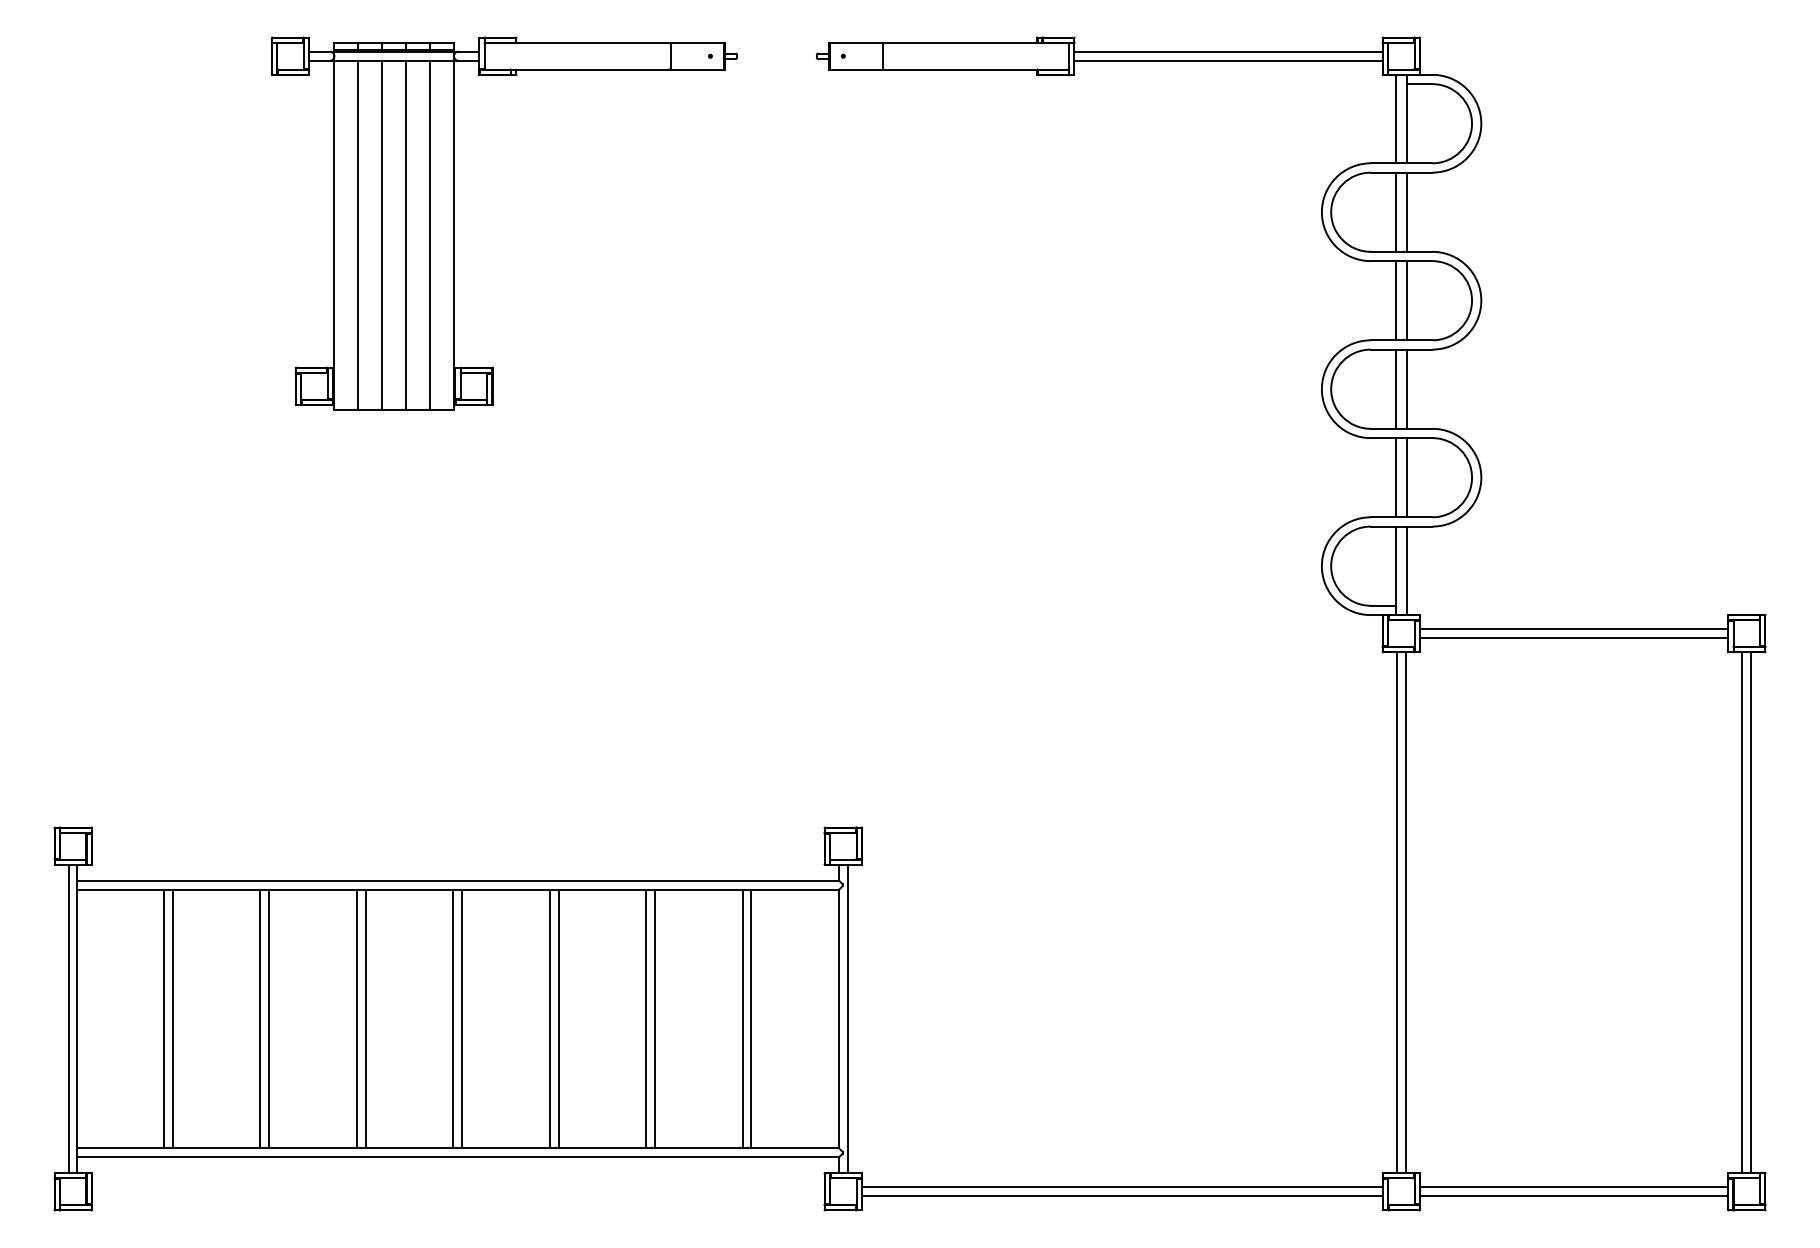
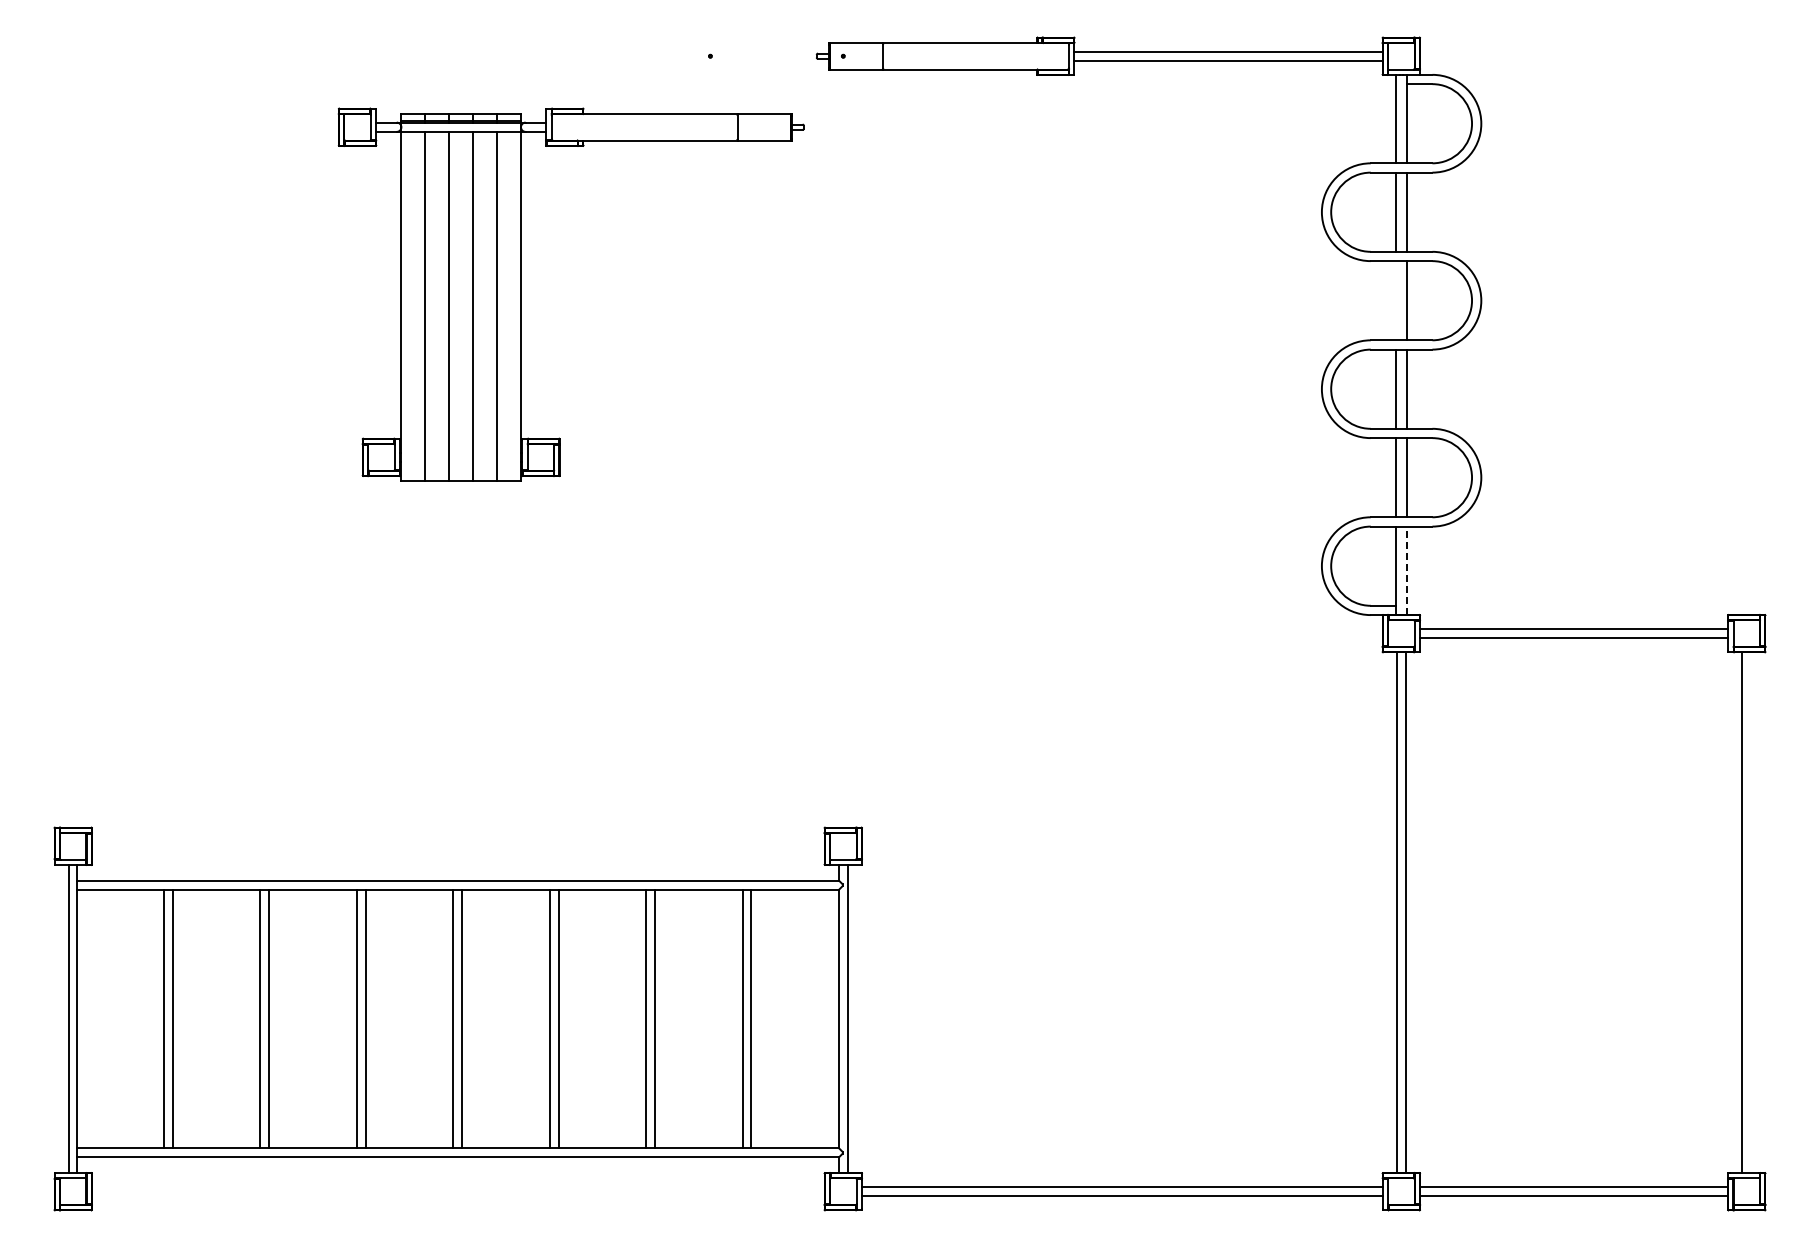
part position: (454, 223) -> (521, 294) (521, 294)
line: present -> none (1396, 300)
line: solid -> dashed (1407, 570)
line: present -> none (1751, 912)
